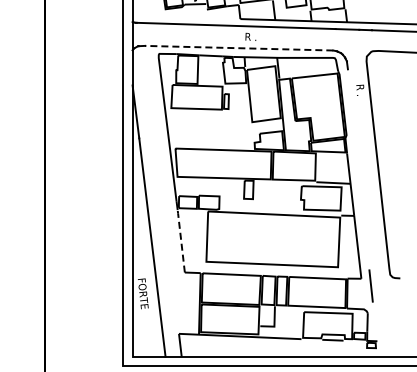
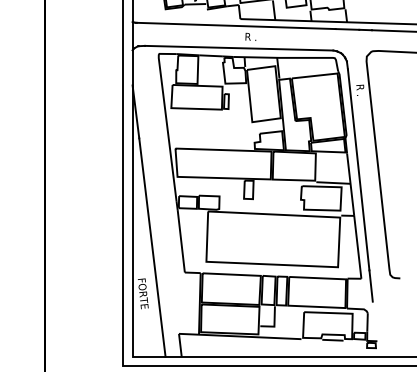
line: dashed -> solid (238, 48)
line: none -> present (358, 169)
line: dashed -> solid (181, 239)
